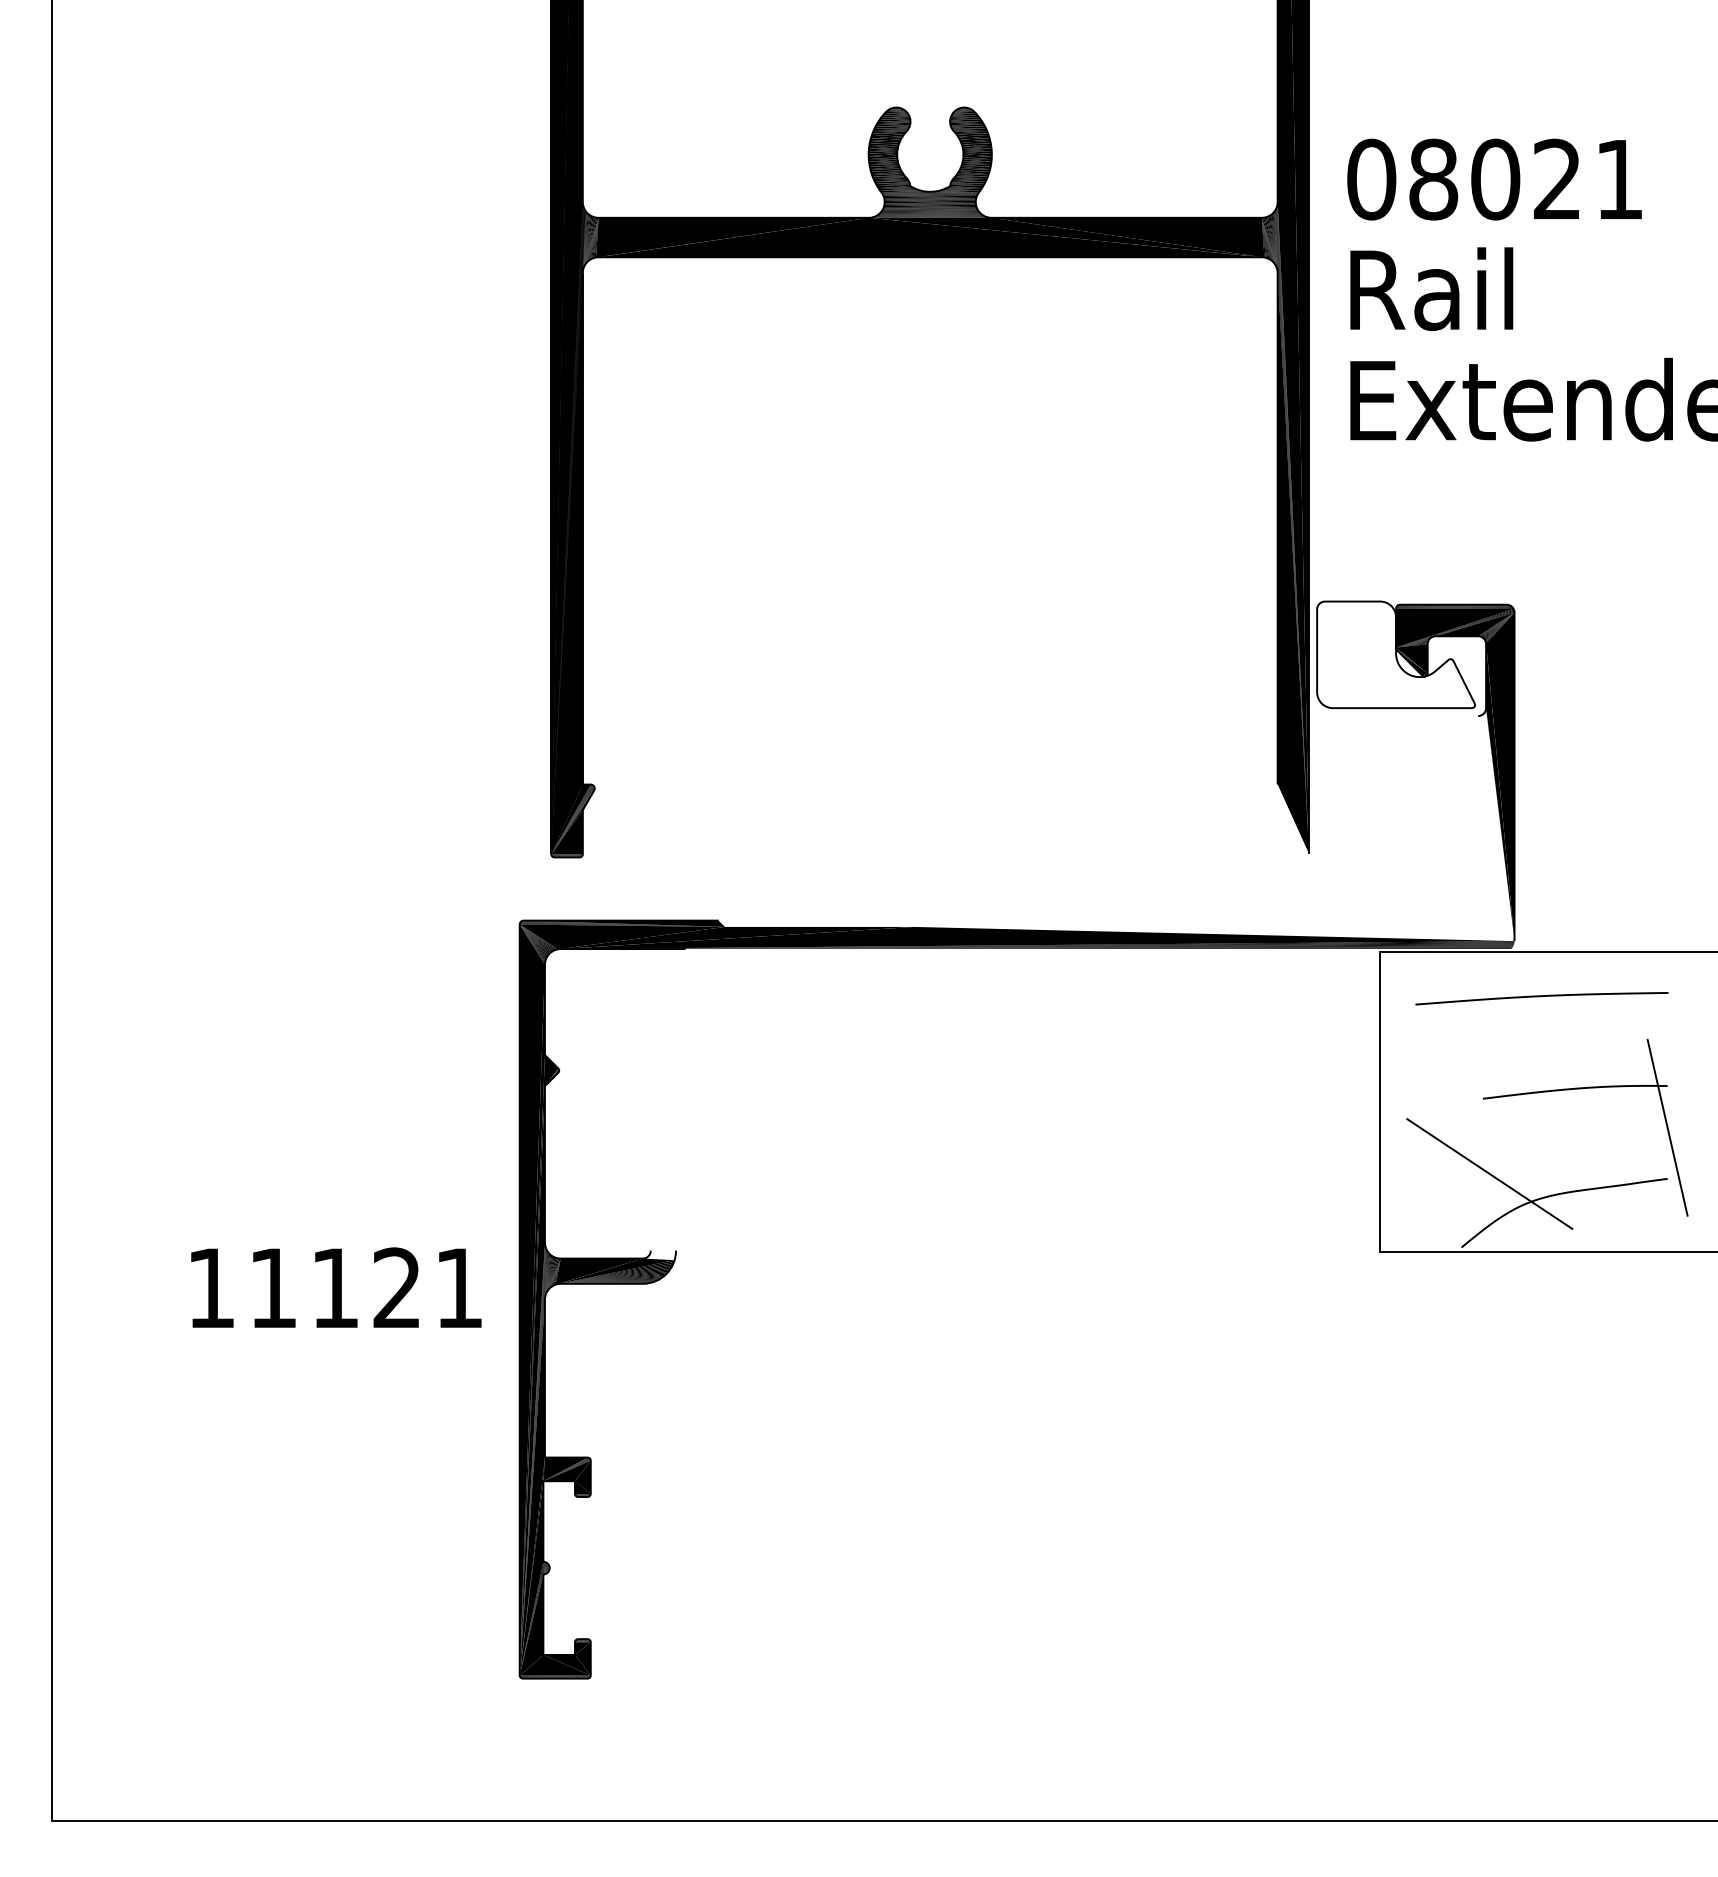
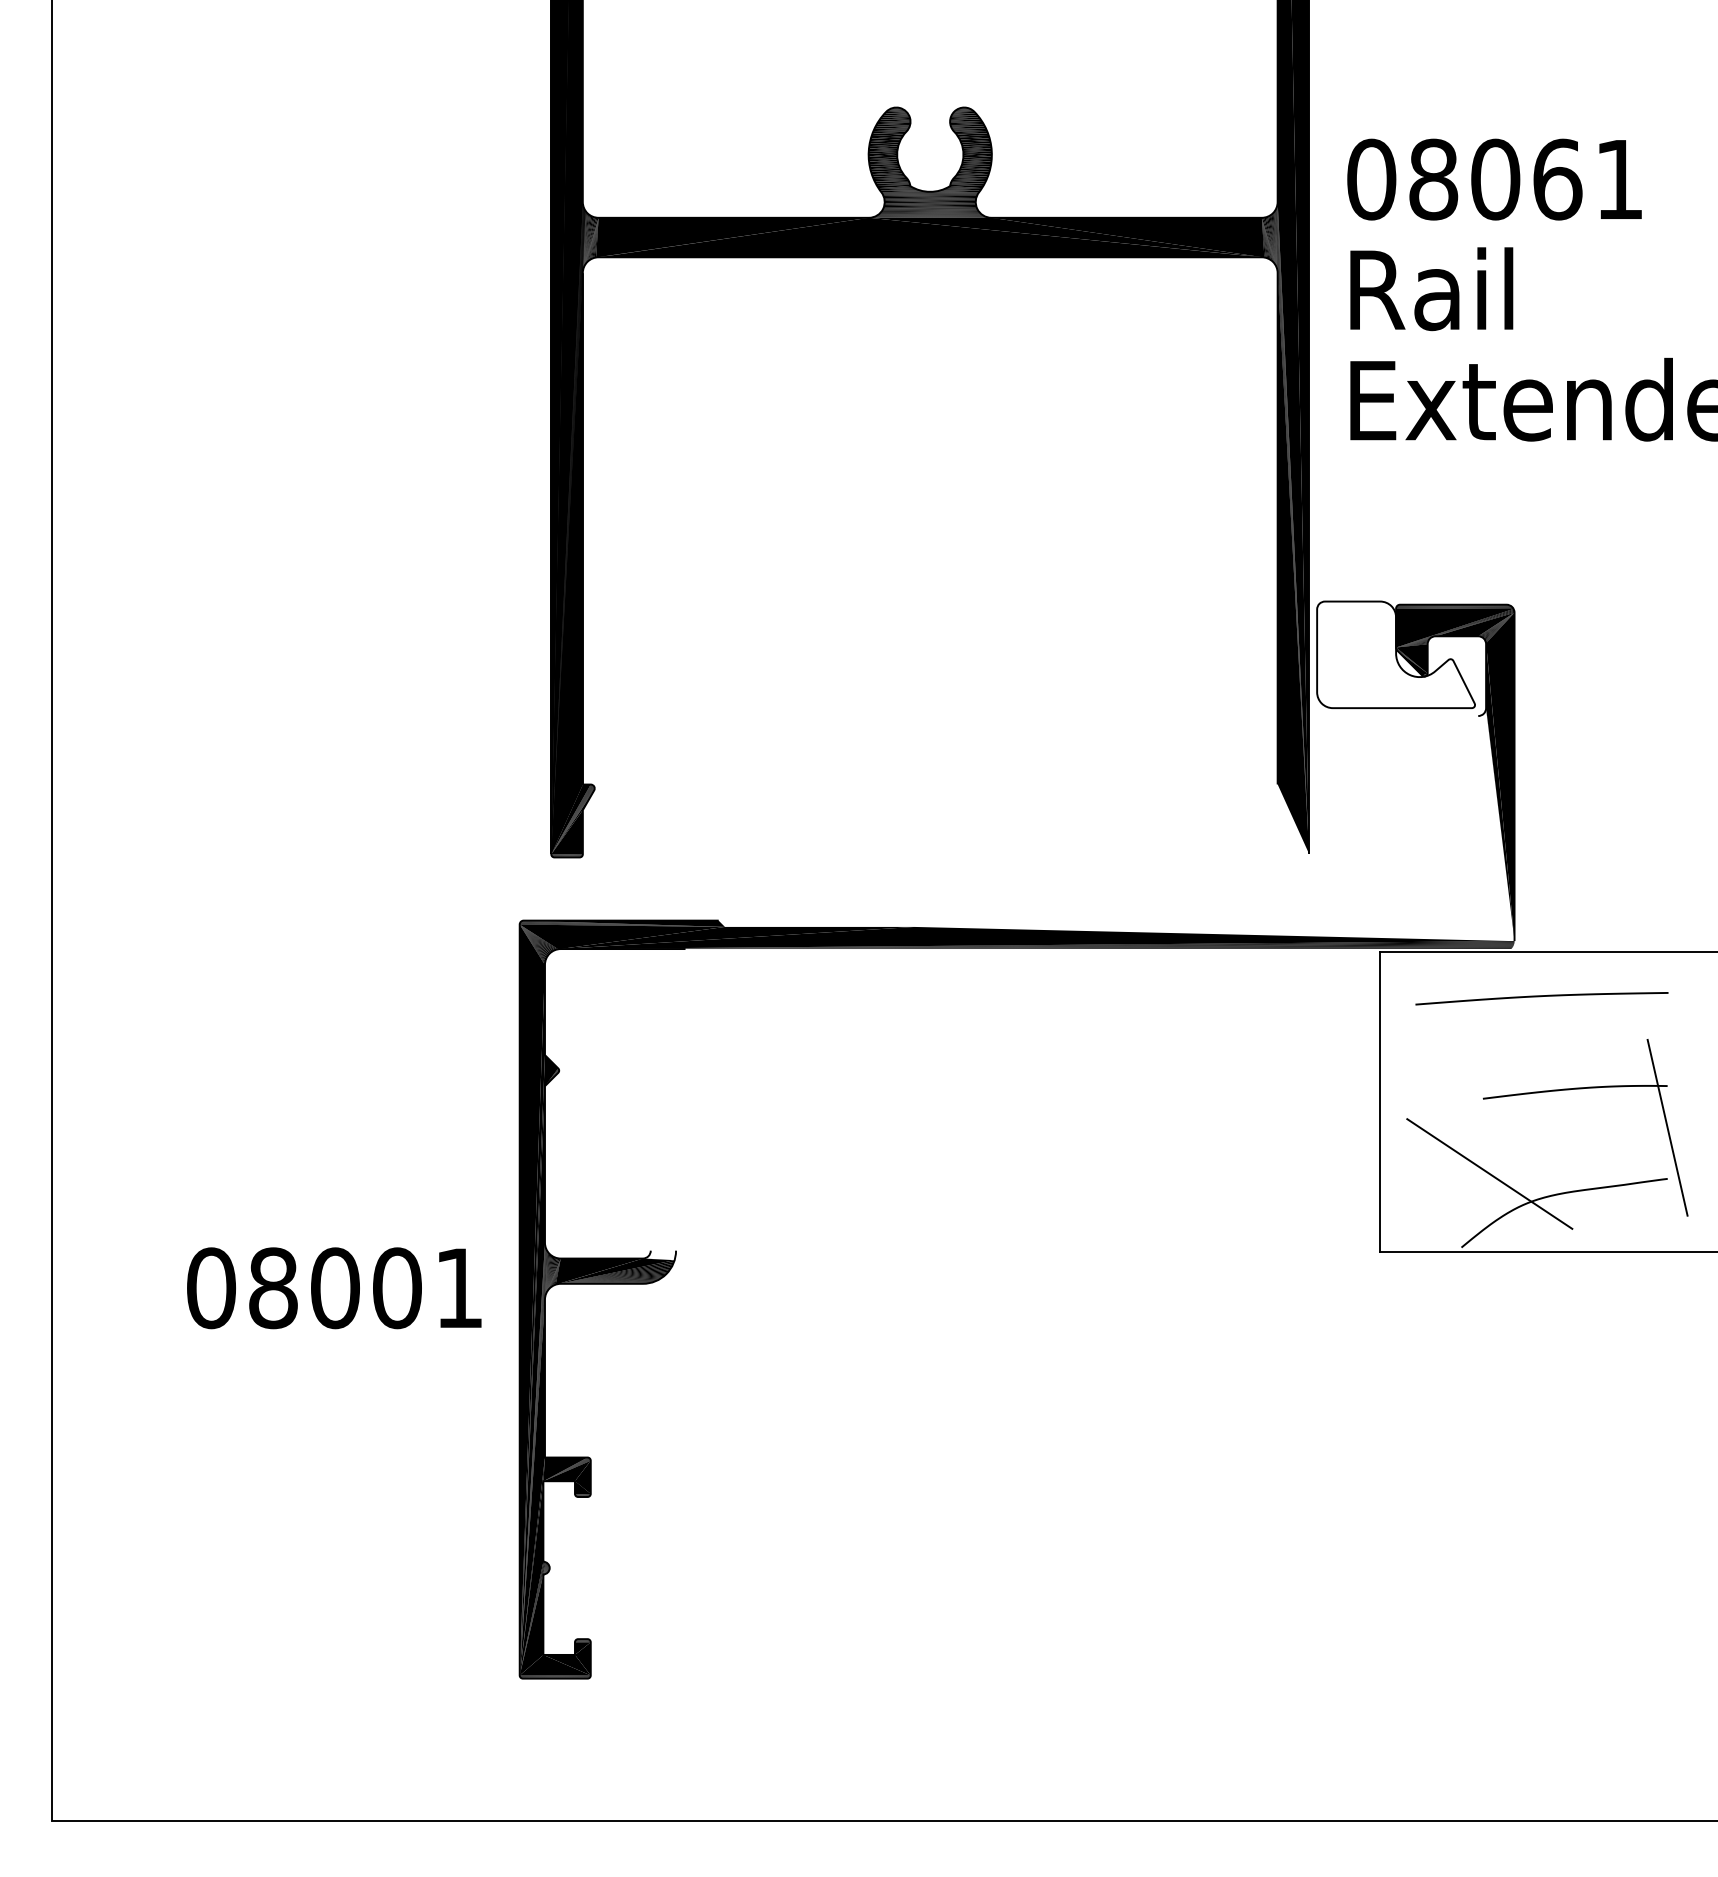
text: 08021 -> 08061 (1557, 179)
text: 11121 -> 08001 (304, 1288)
